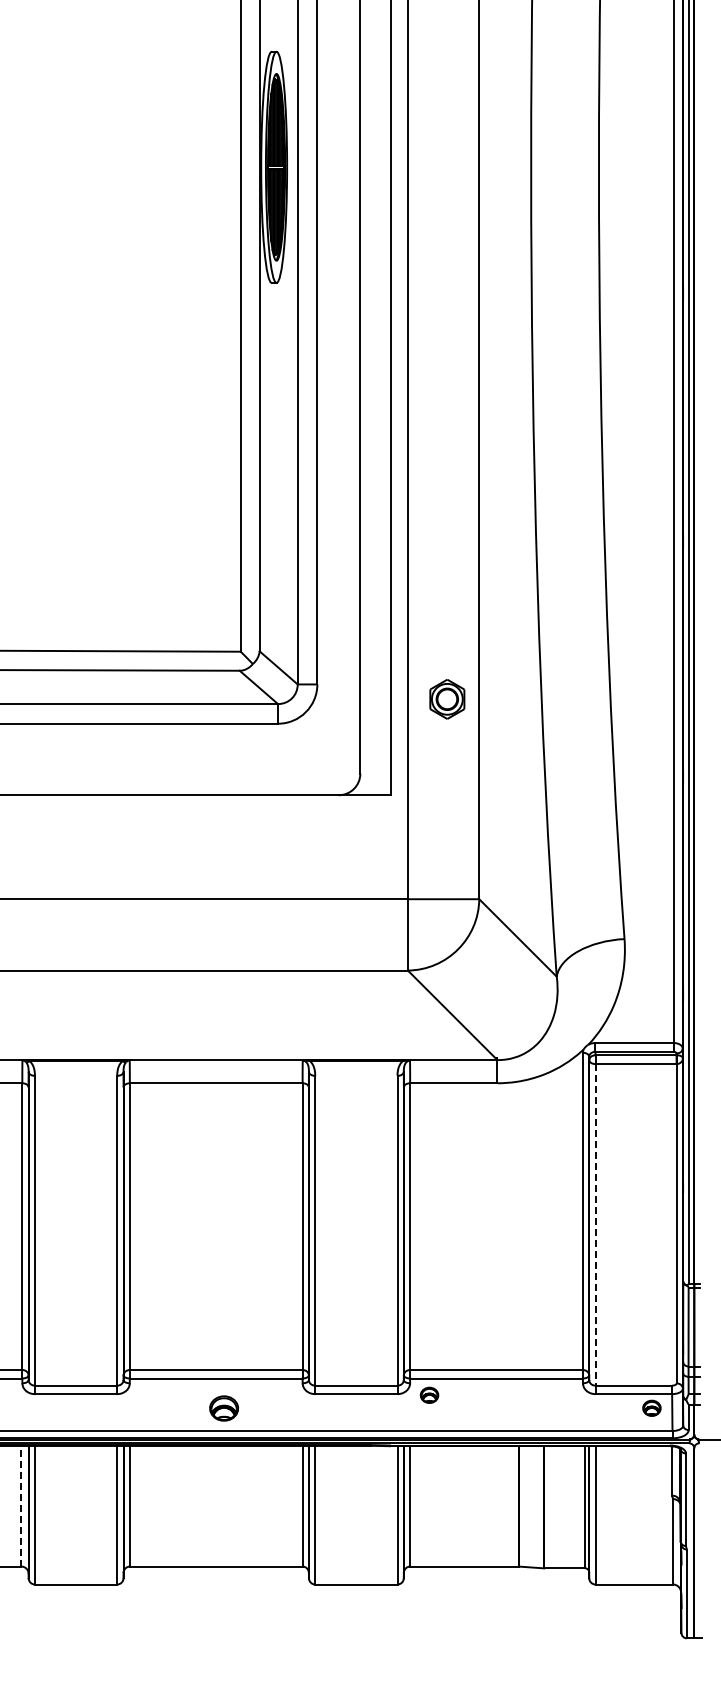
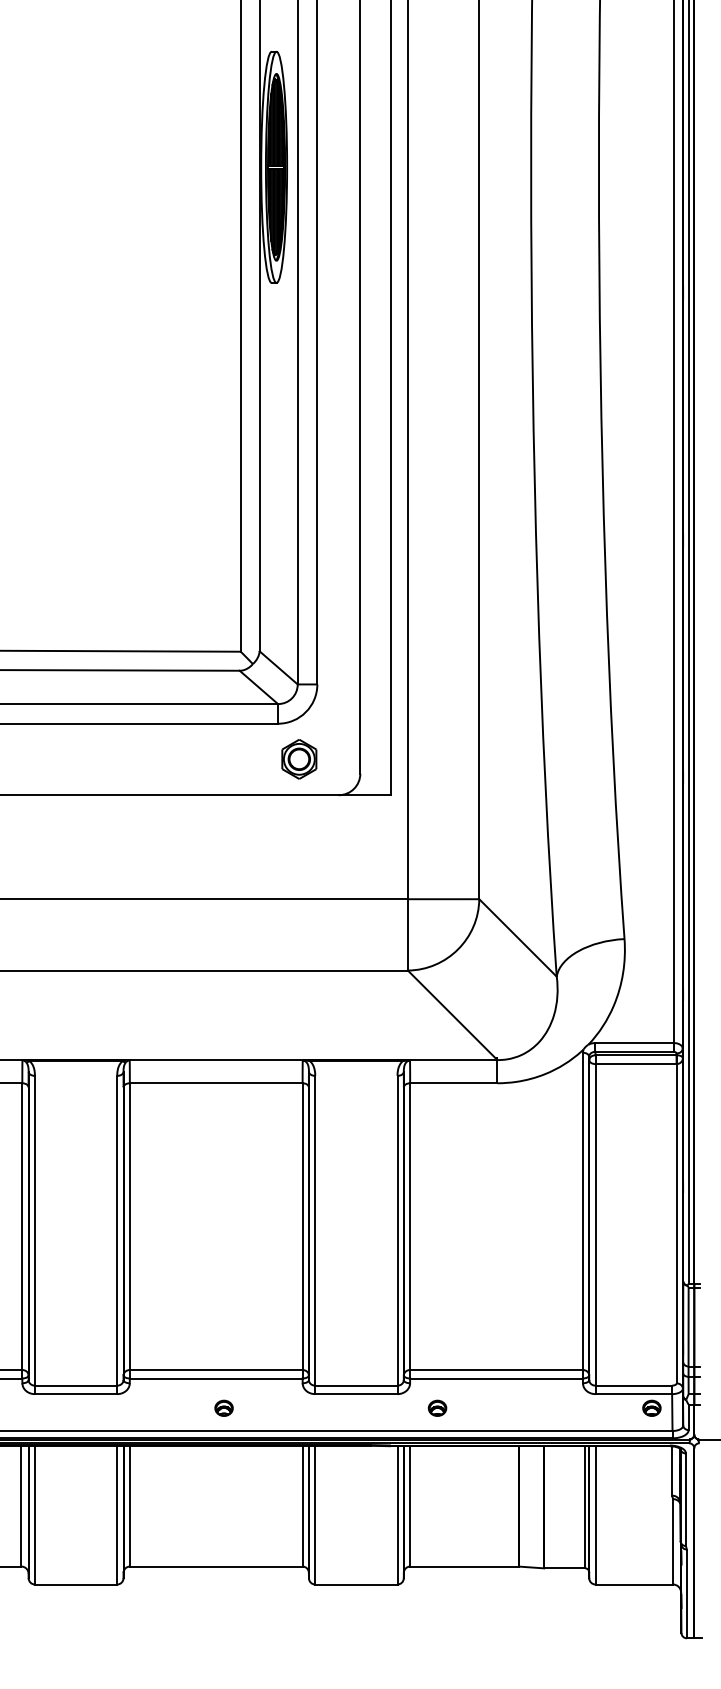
part position: (447, 699) -> (299, 759) (299, 759)
line: dashed -> solid (595, 1224)
part position: (429, 1394) -> (437, 1407) (437, 1407)
part size: 30x27 px -> 20x18 px (223, 1407)
line: dashed -> solid (21, 1505)
